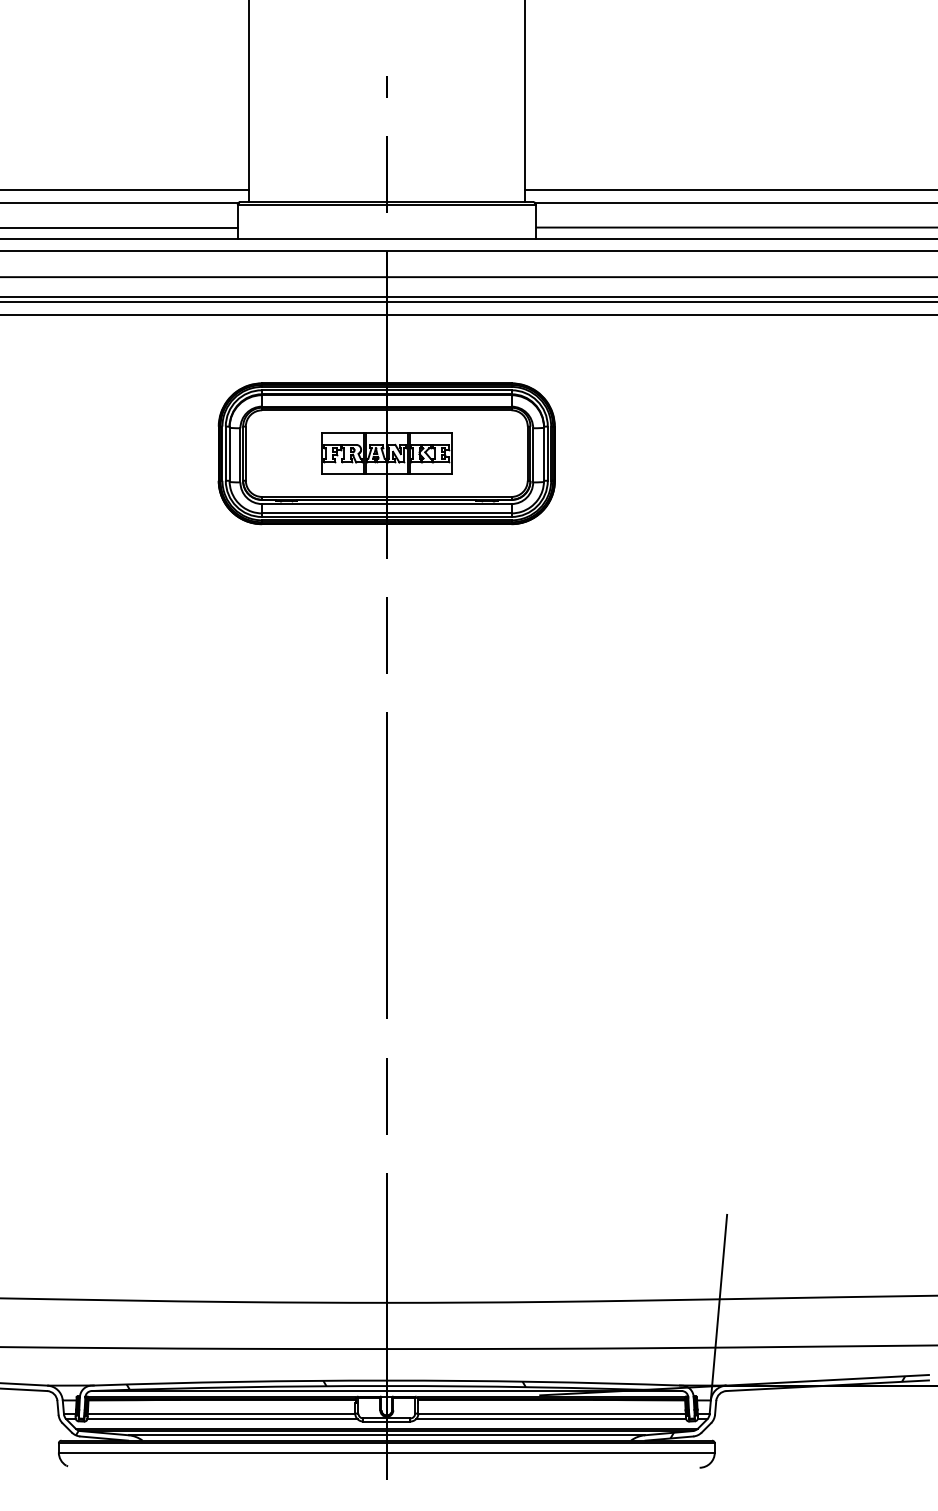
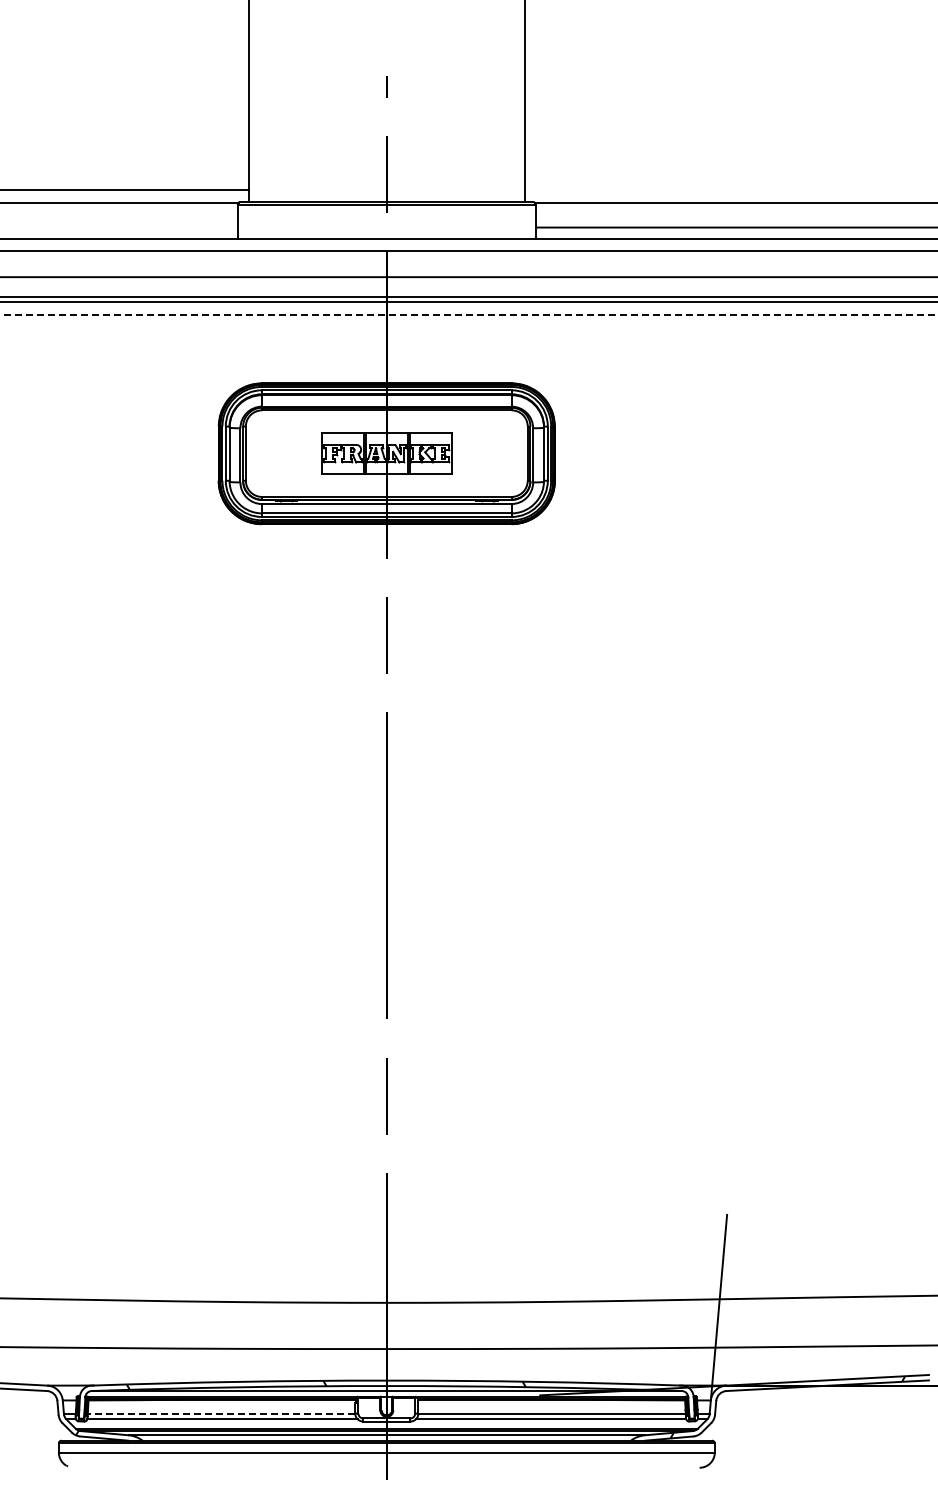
line: present -> none (729, 190)
line: present -> none (119, 227)
line: solid -> dashed (469, 314)
line: solid -> dashed (221, 1414)
